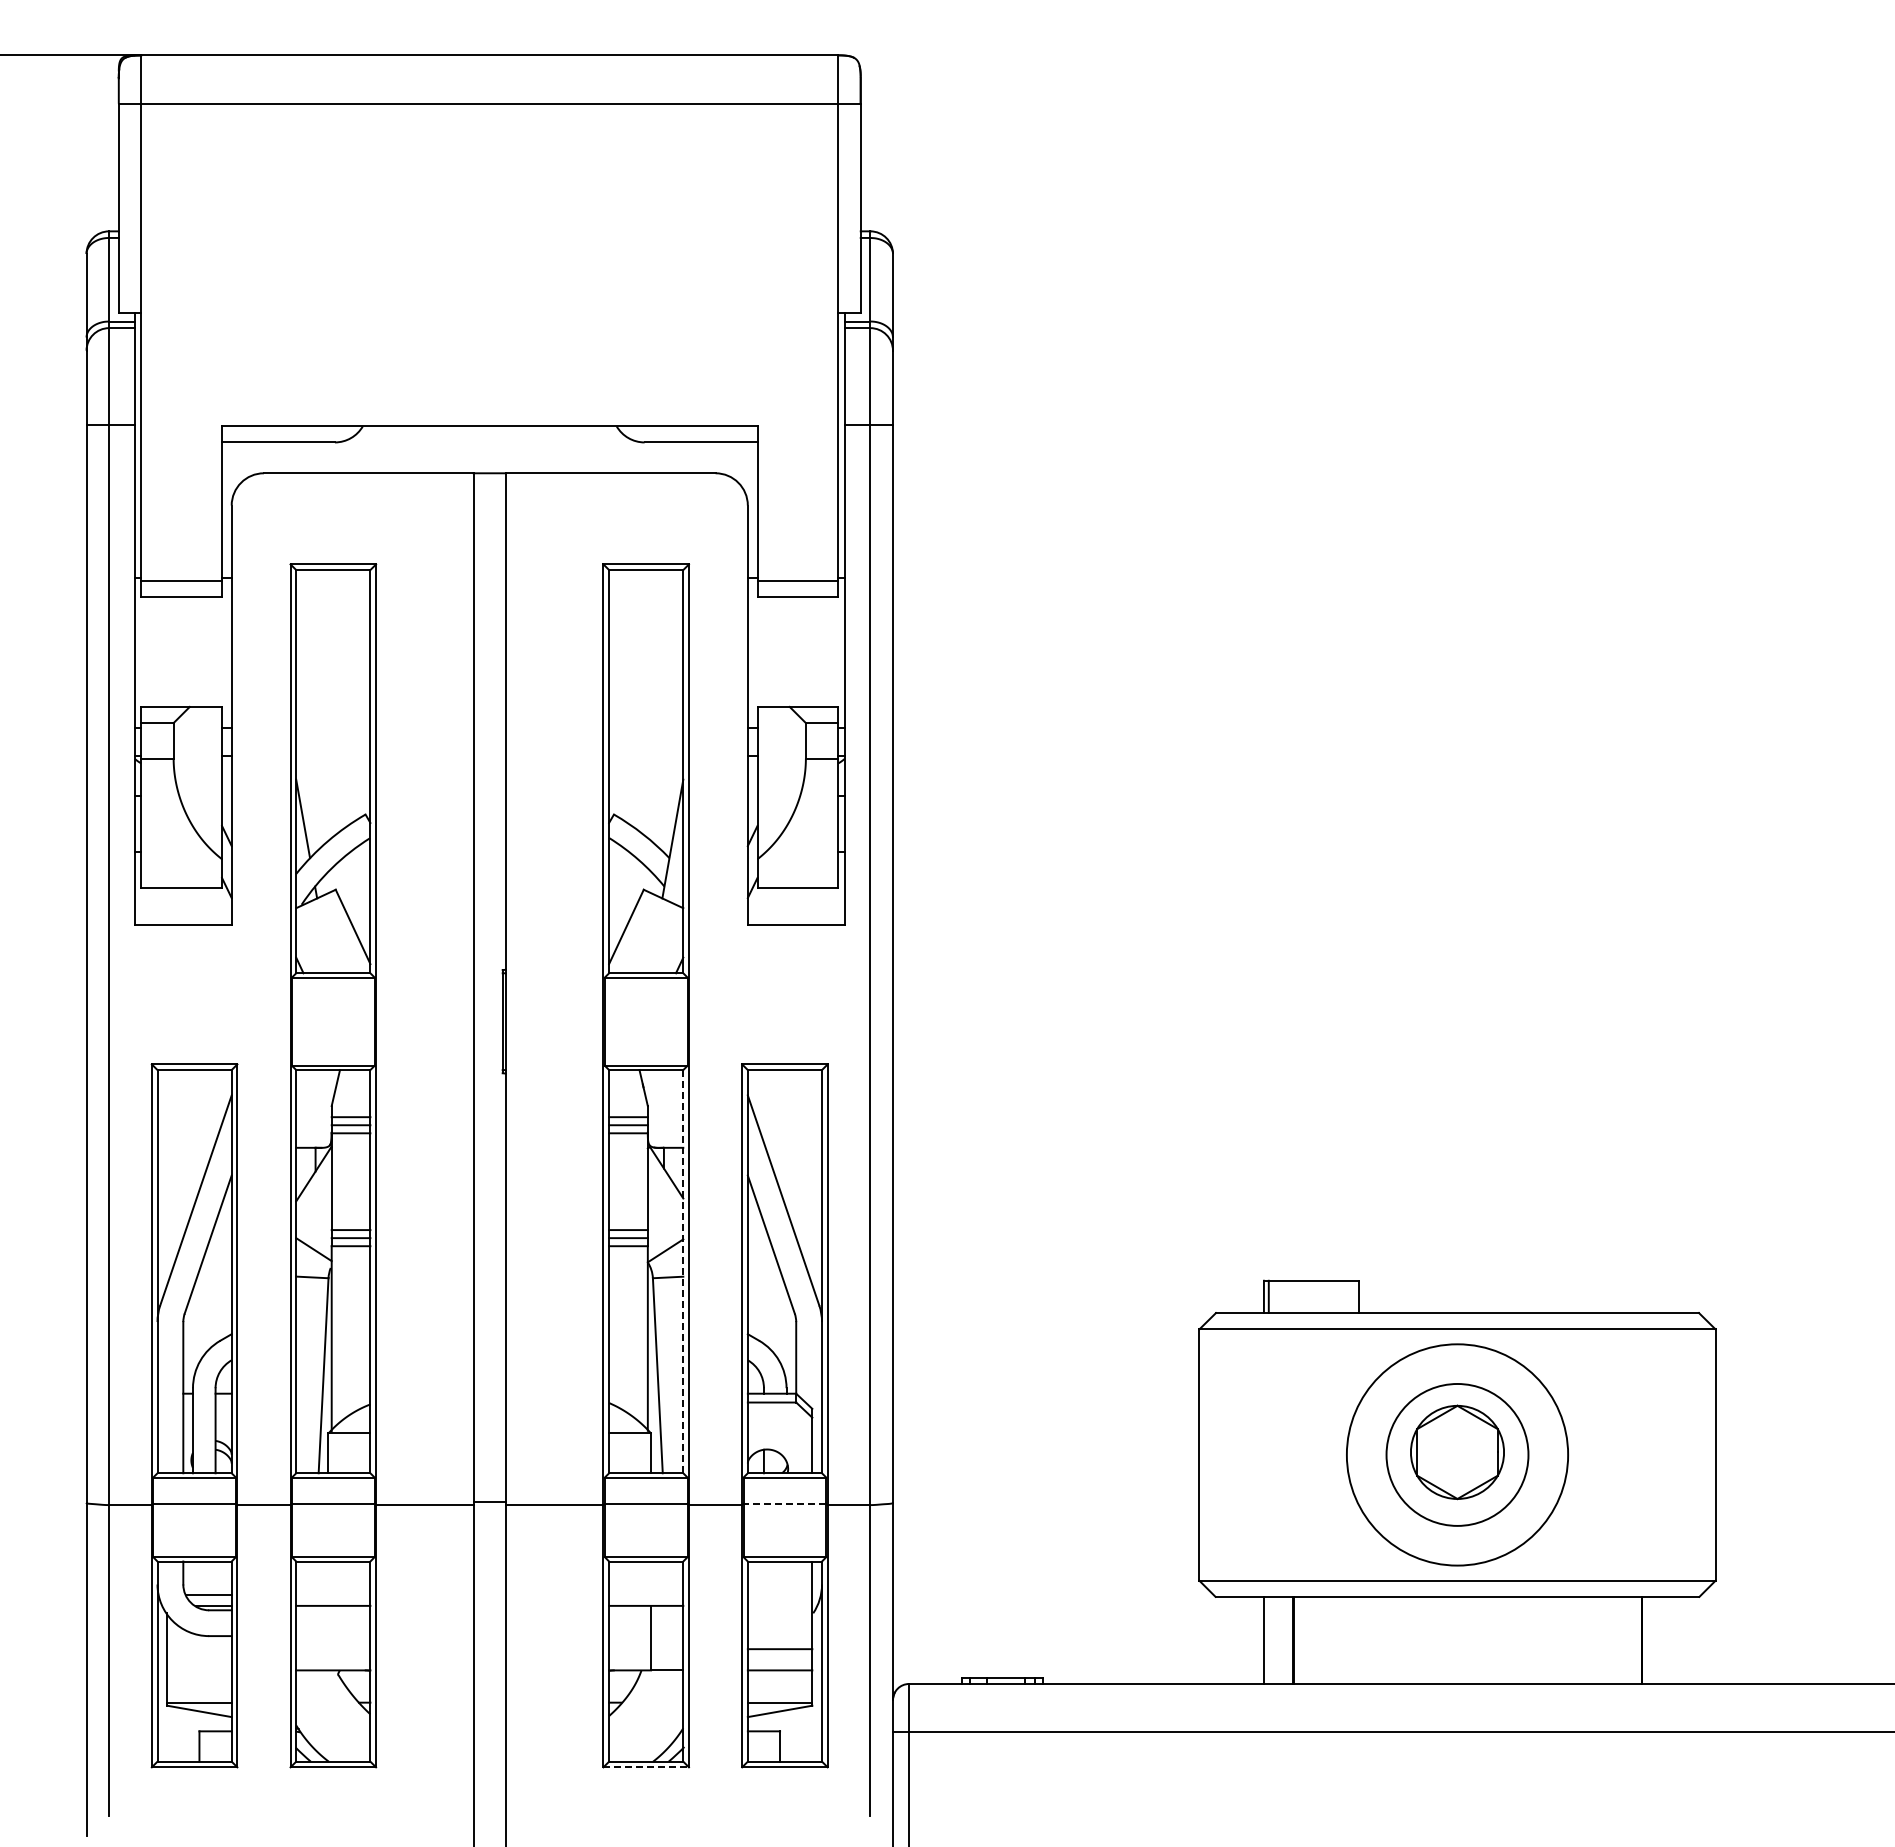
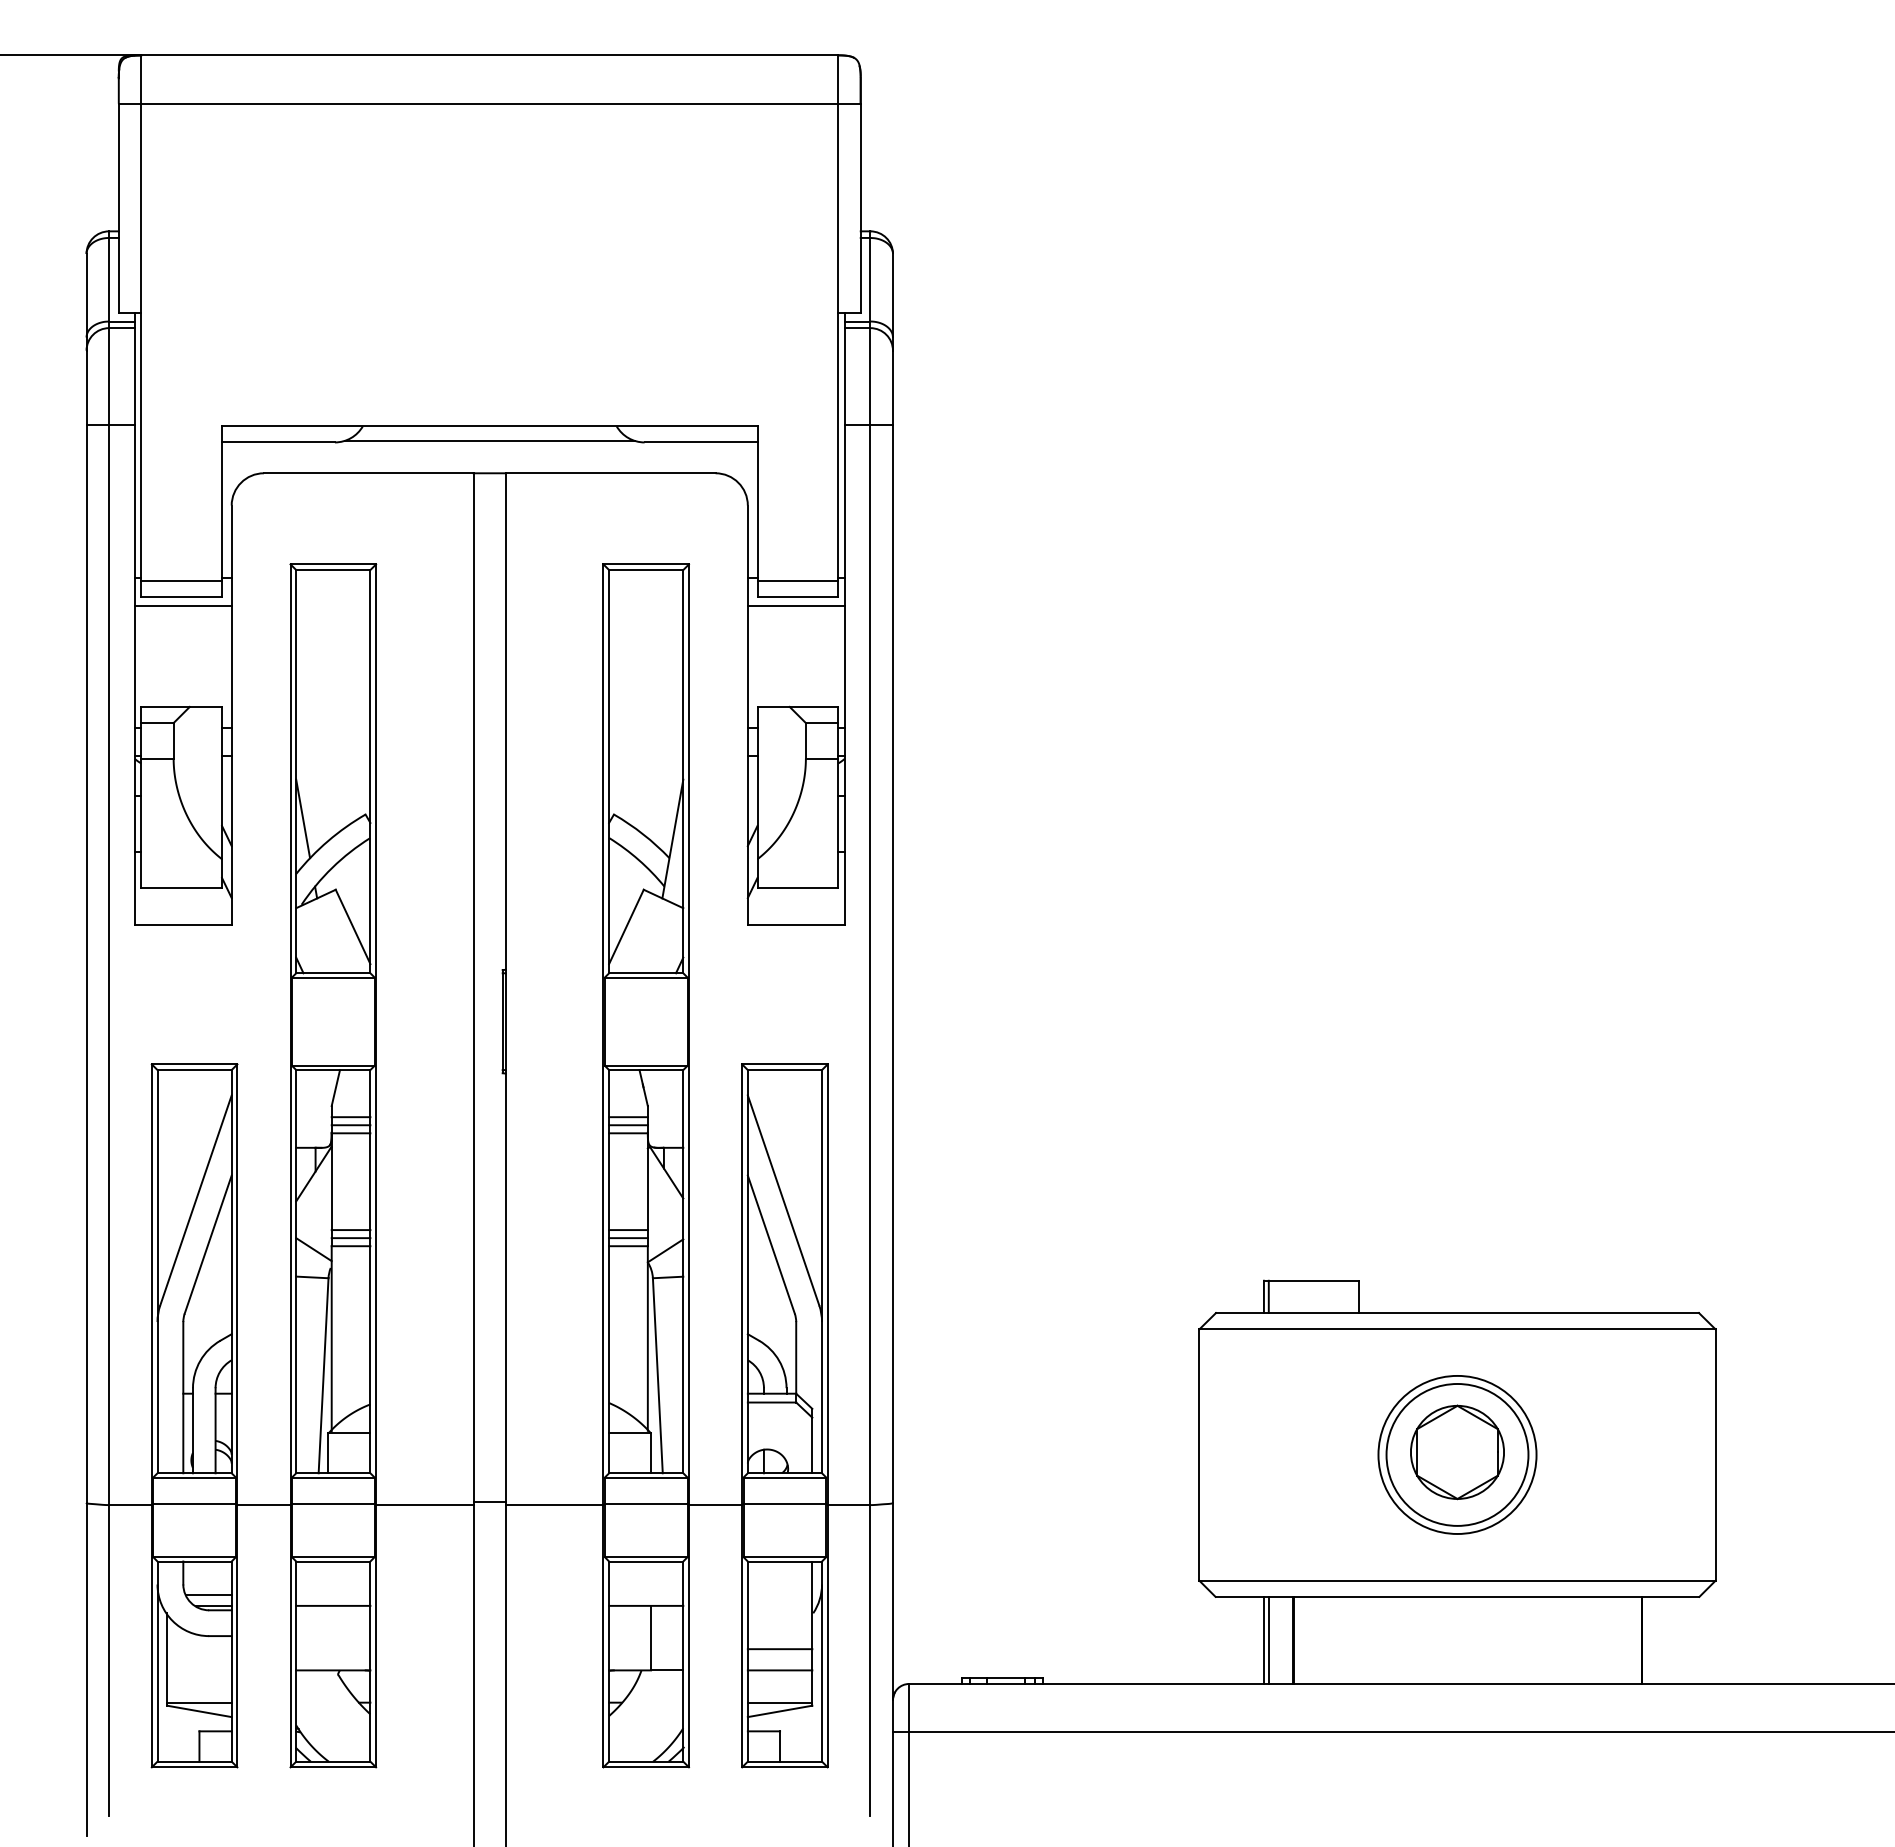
line: none -> present (489, 440)
line: none -> present (182, 605)
line: none -> present (795, 605)
line: dashed -> solid (683, 1271)
circle diameter: 221 px -> 158 px (1457, 1454)
line: dashed -> solid (784, 1503)
line: none -> present (1268, 1639)
line: dashed -> solid (646, 1767)
